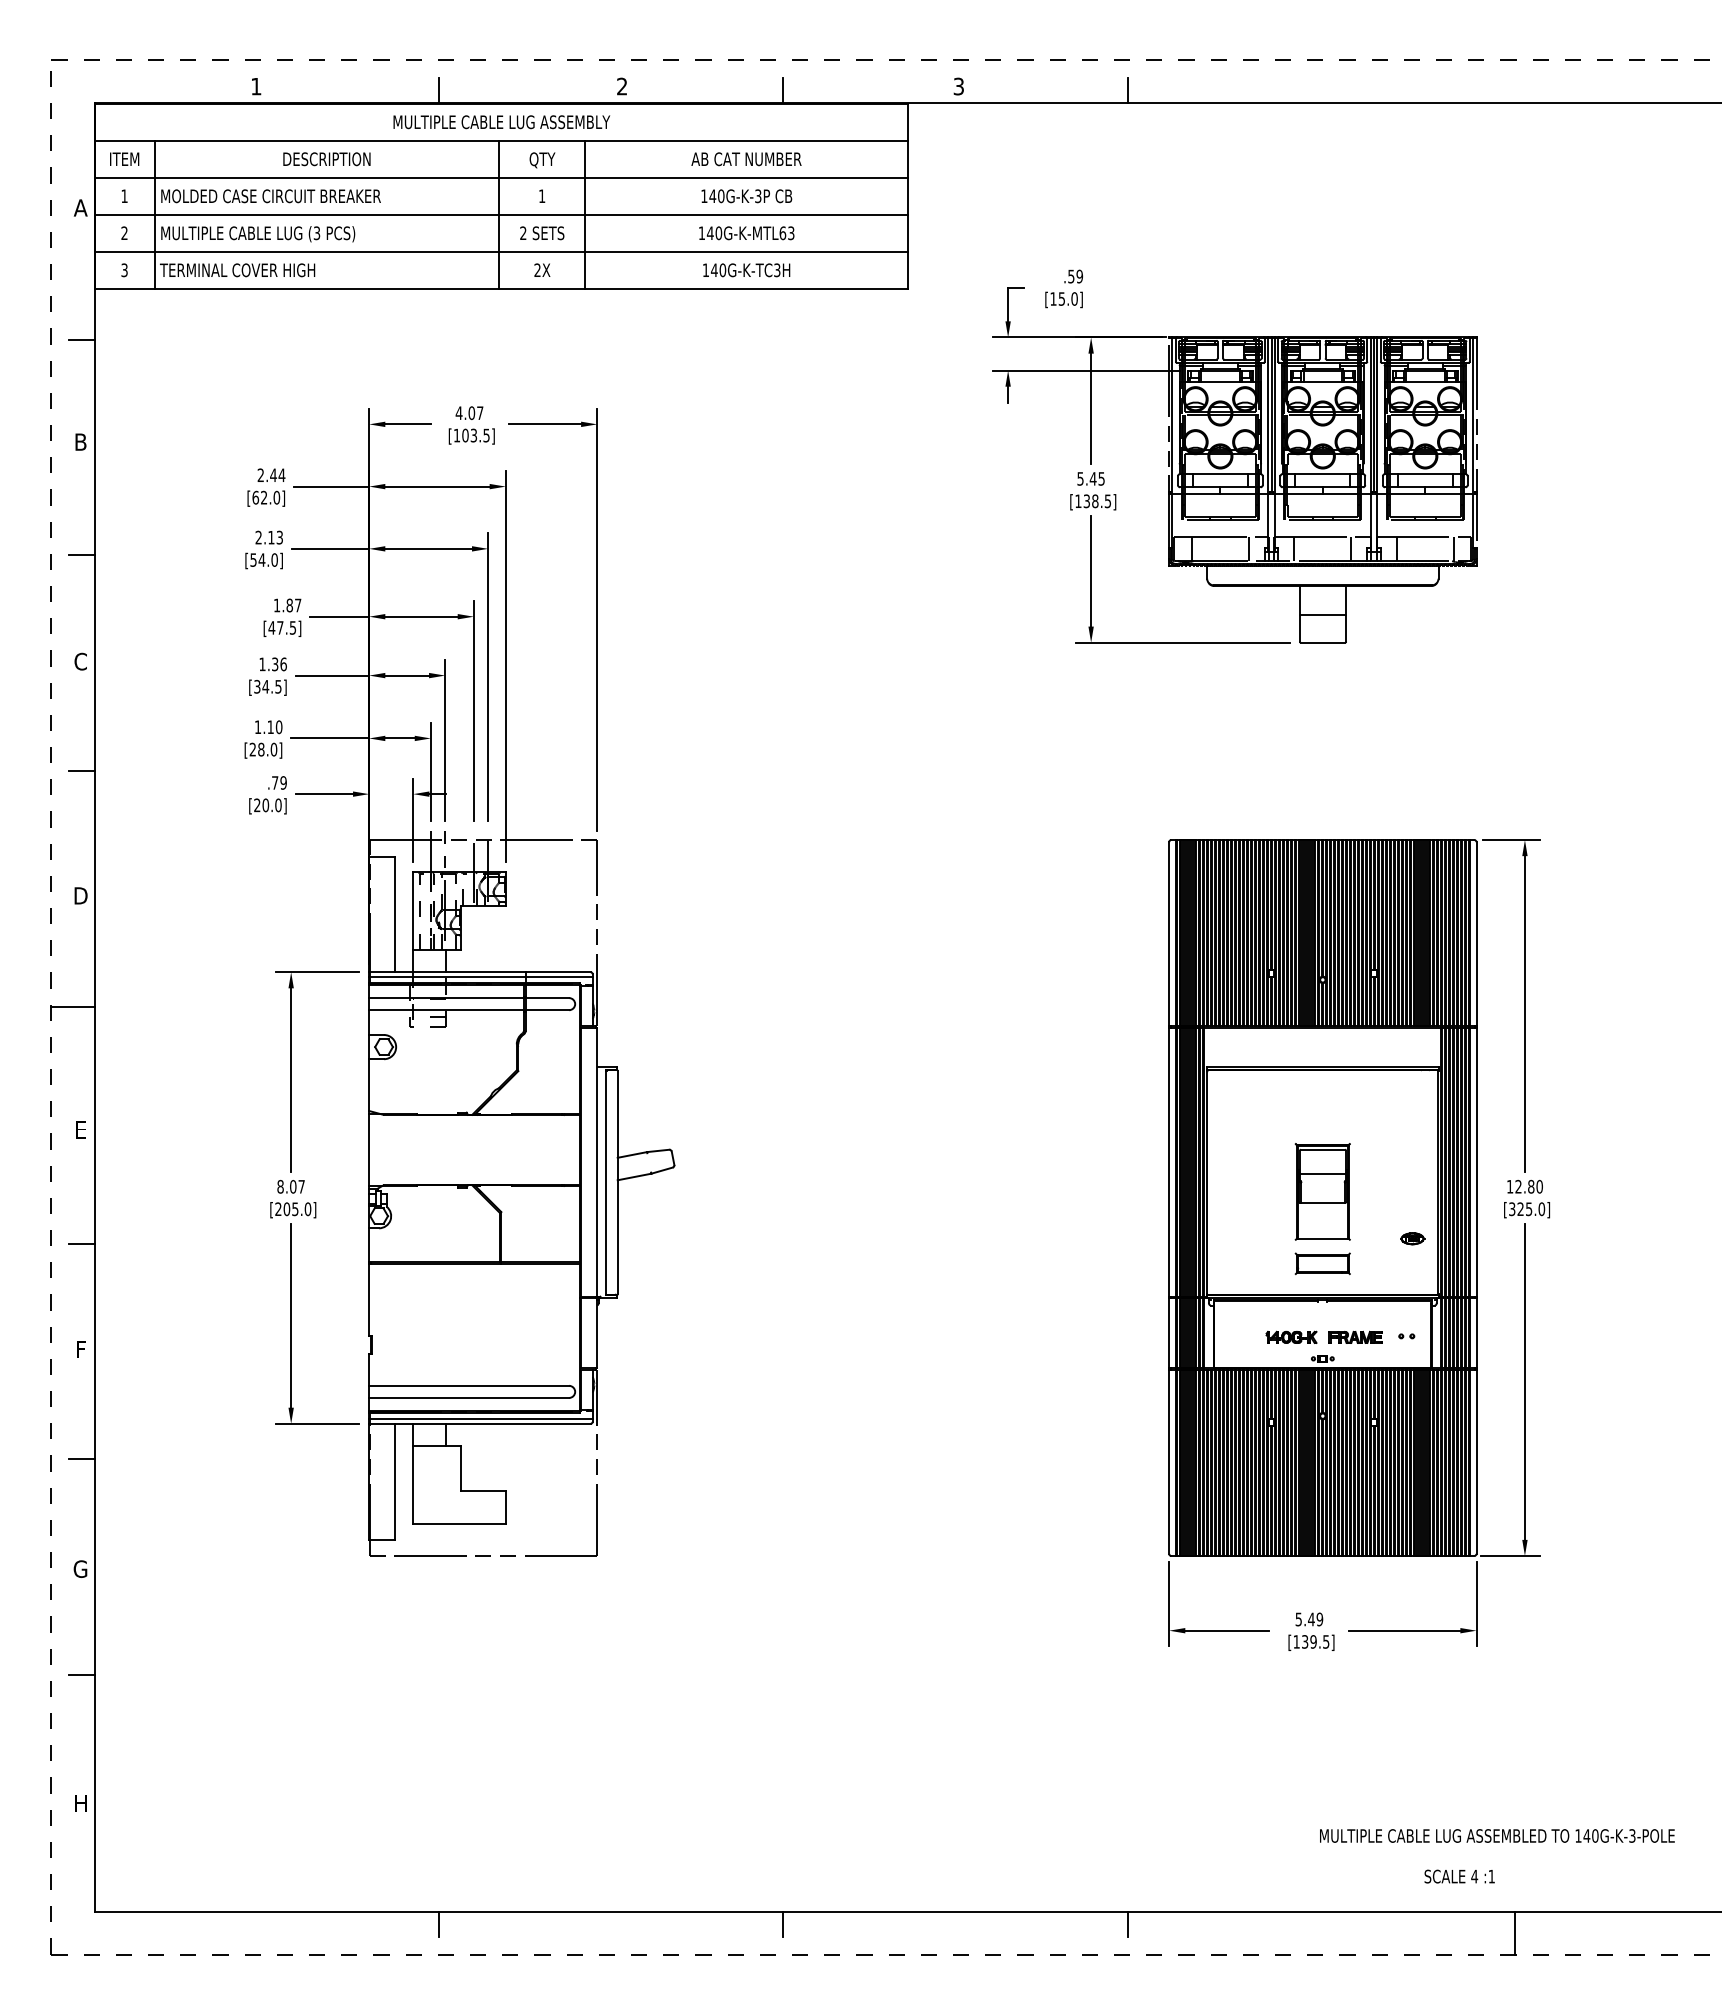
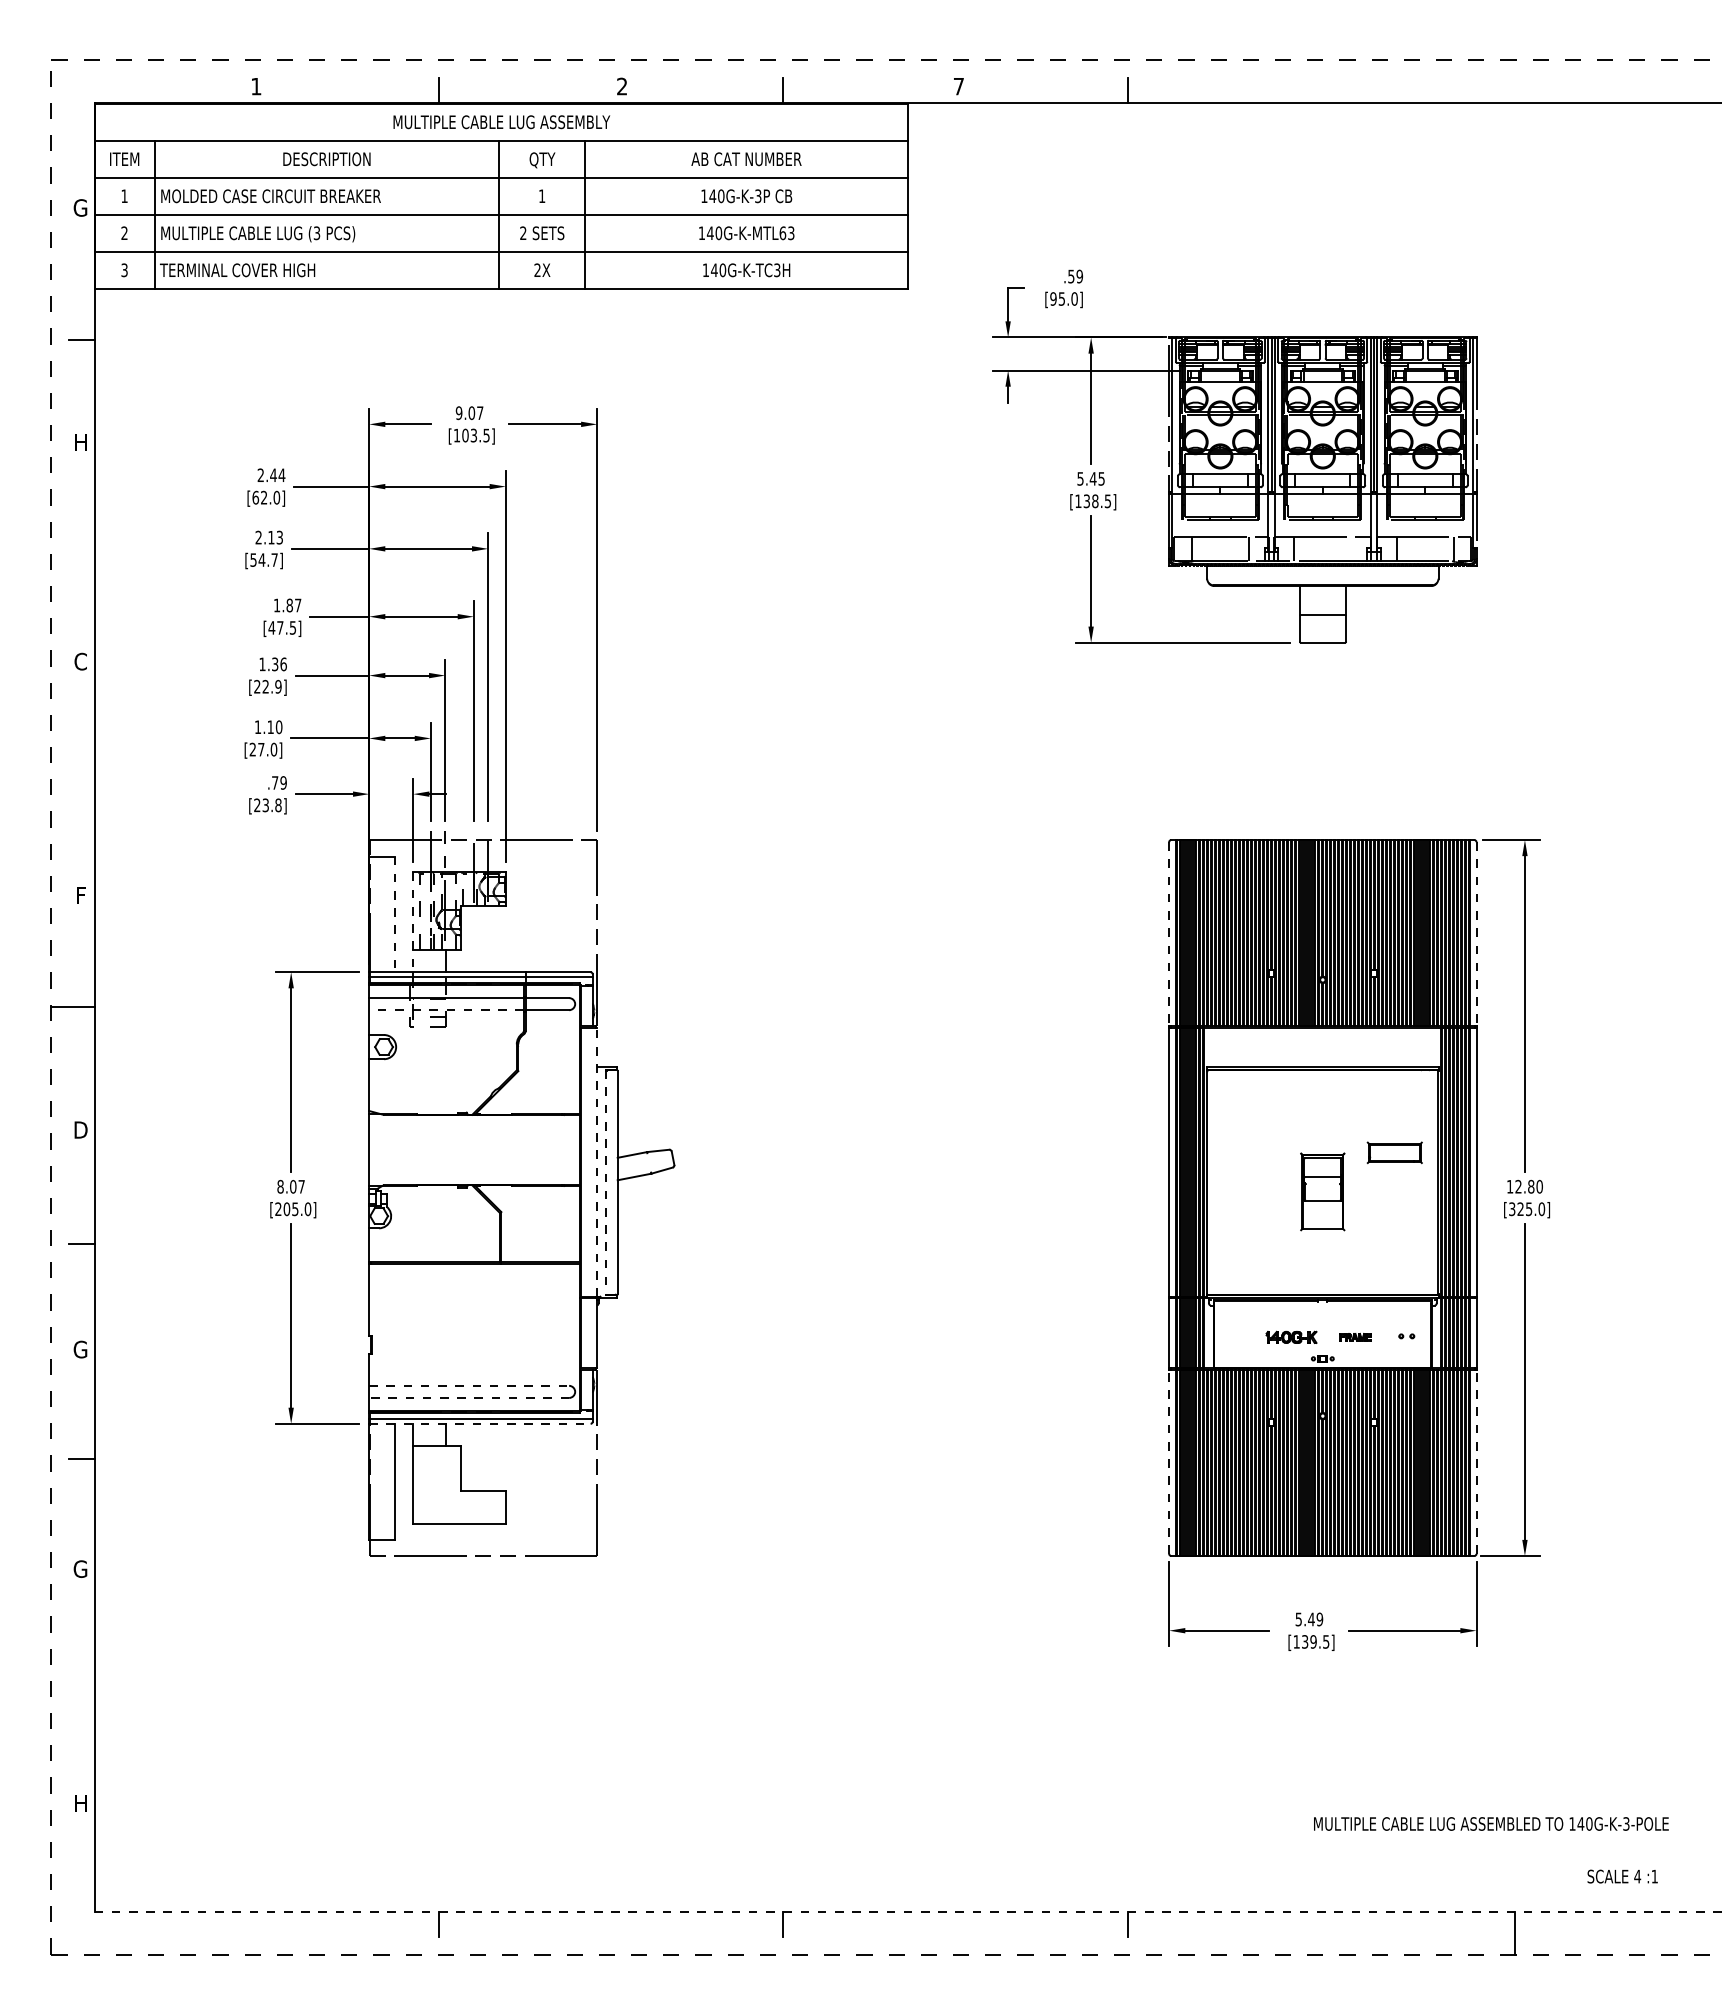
text: 3 -> 7 (958, 86)
text: A -> G (80, 207)
text: [15.0] -> [95.0] (1053, 298)
text: 4.07 -> 9.07 (458, 413)
text: B -> H (80, 441)
line: present -> none (1351, 548)
line: present -> none (81, 555)
text: [54.0] -> [54.7] (274, 559)
text: [34.5] -> [22.9] (267, 686)
text: [28.0] -> [27.0] (261, 749)
line: present -> none (81, 770)
text: [20.0] -> [23.8] (271, 805)
text: D -> F (80, 895)
line: solid -> dashed (394, 914)
line: solid -> dashed (413, 922)
line: solid -> dashed (1169, 934)
line: solid -> dashed (1476, 934)
line: solid -> dashed (446, 1010)
text: E -> D (80, 1129)
line: solid -> dashed (597, 1162)
line: solid -> dashed (606, 1183)
part size: 57x98 px -> 46x80 px (1322, 1191)
part: present -> none (1412, 1238)
part position: (1322, 1263) -> (1394, 1152) (1394, 1152)
part size: 55x14 px -> 33x9 px (1355, 1337)
text: F -> G (80, 1349)
line: solid -> dashed (469, 1385)
line: solid -> dashed (469, 1397)
line: solid -> dashed (479, 1423)
line: solid -> dashed (1169, 1461)
line: solid -> dashed (1476, 1461)
line: present -> none (81, 1674)
text position: (1497, 1835) -> (1491, 1823) (1491, 1823)
text position: (1459, 1876) -> (1622, 1876) (1622, 1876)
line: solid -> dashed (908, 1911)
